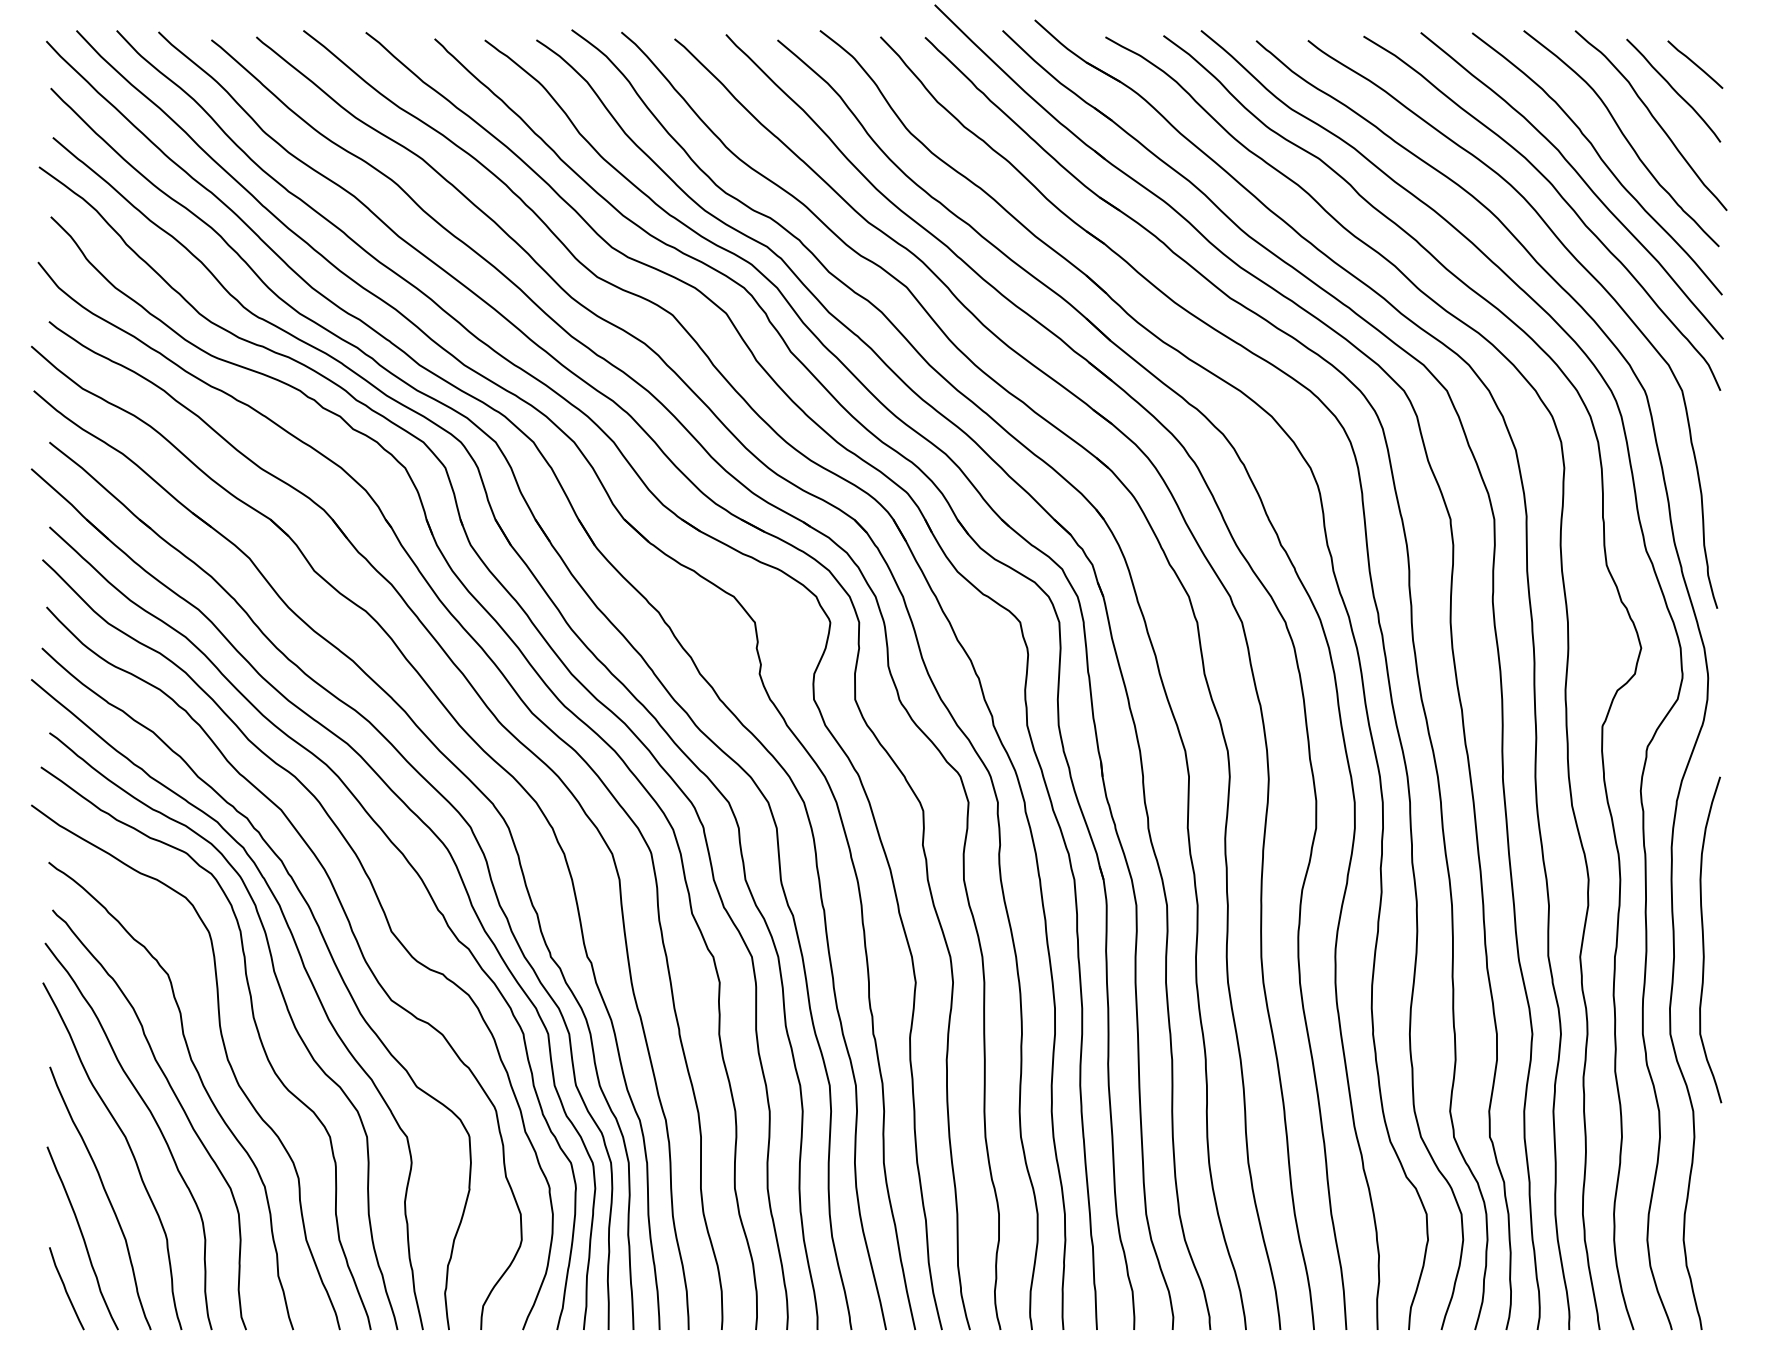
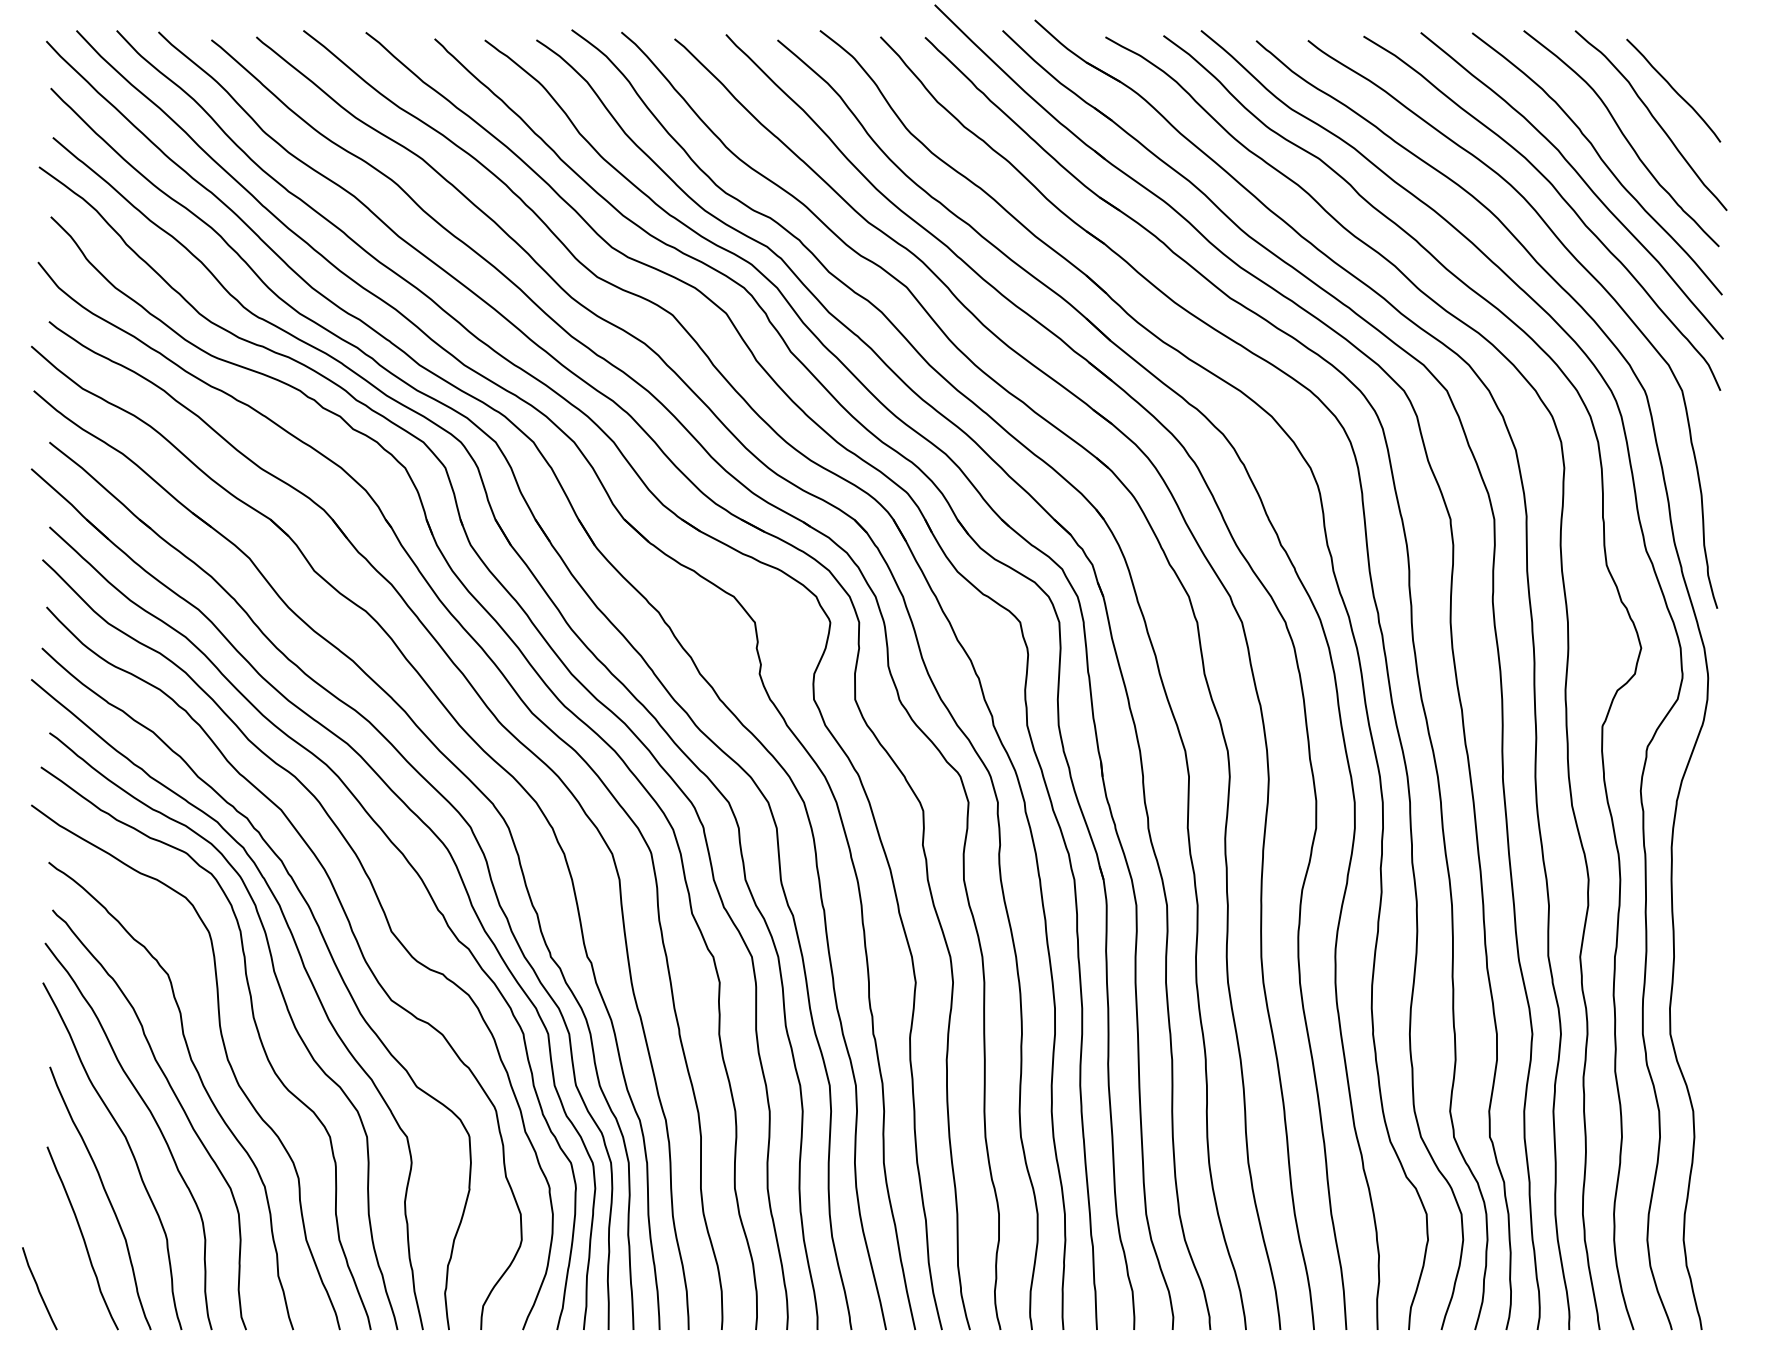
line: present -> none (1695, 64)
curve: present -> none (1704, 940)
curve position: (66, 1288) -> (39, 1288) (39, 1288)
